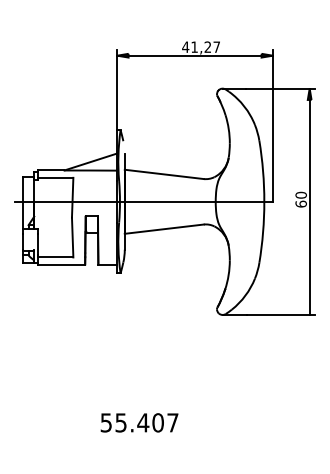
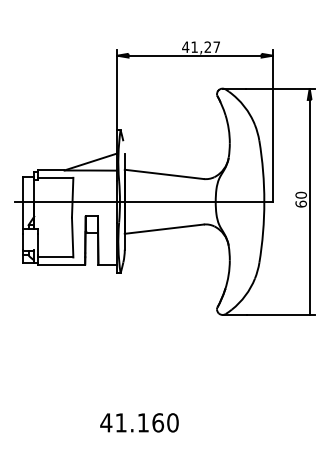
text: 55.407 -> 41.160 (139, 422)
